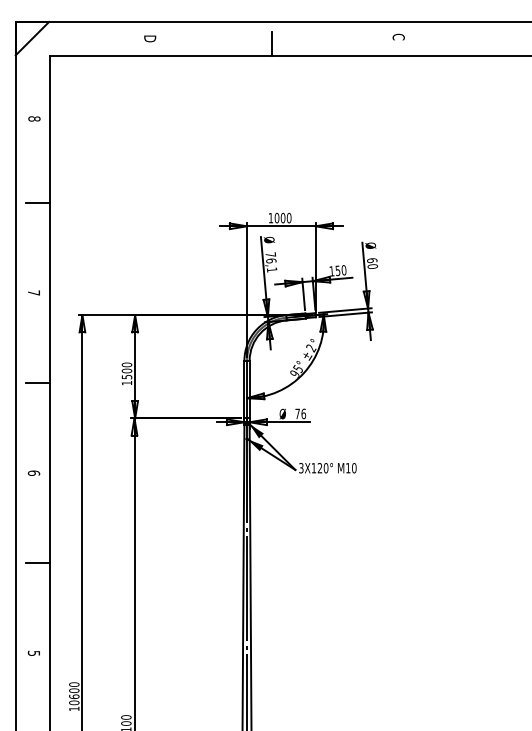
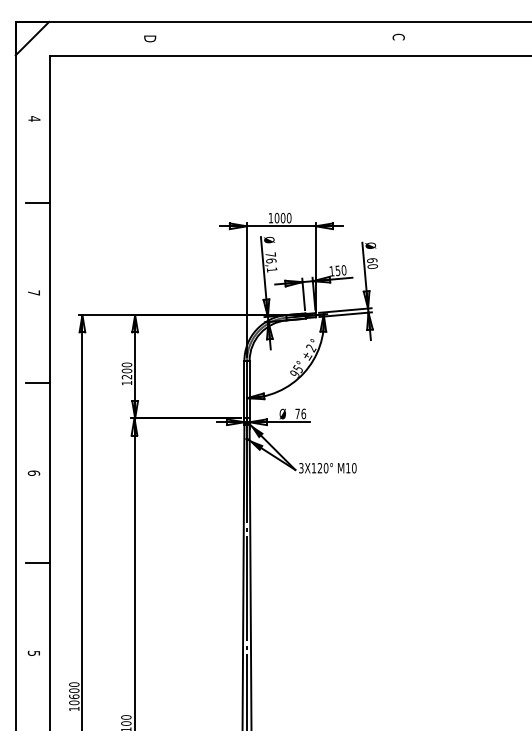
line: present -> none (271, 44)
text: 8 -> 4 (34, 118)
text: 1500 -> 1200 (126, 377)
